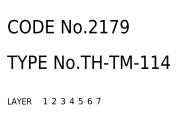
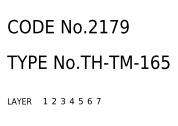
text: No.TH-TM-114 -> No.TH-TM-165 (160, 62)
